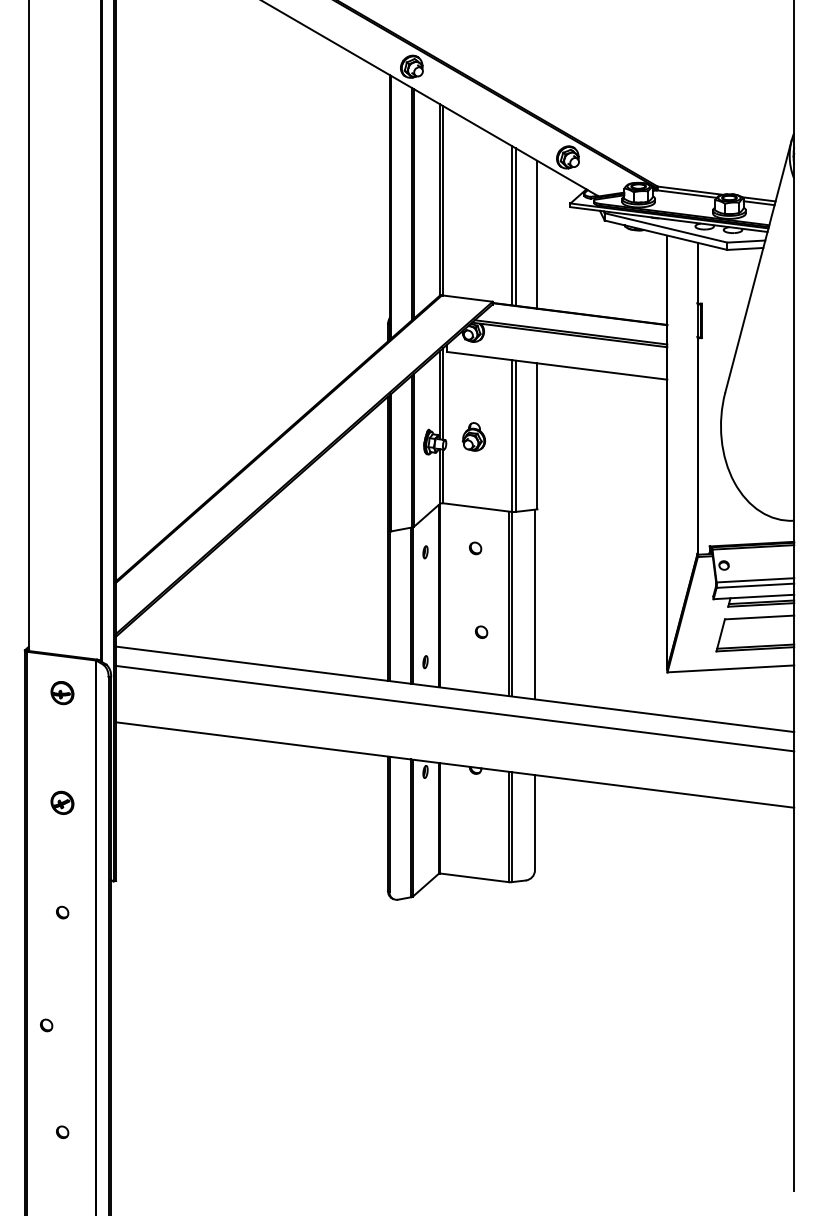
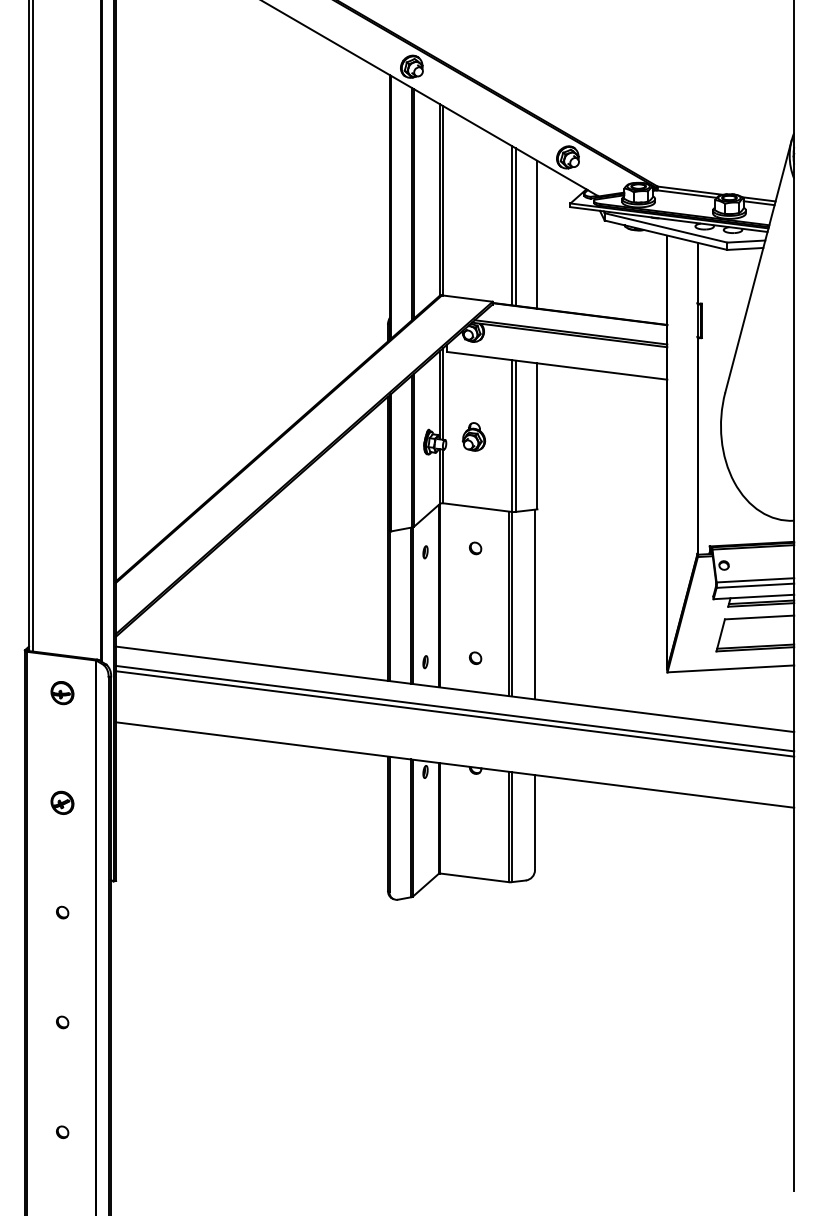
line: none -> present (32, 326)
part position: (481, 632) -> (475, 658) (475, 658)
line: none -> present (455, 713)
part position: (46, 1025) -> (62, 1022) (62, 1022)
